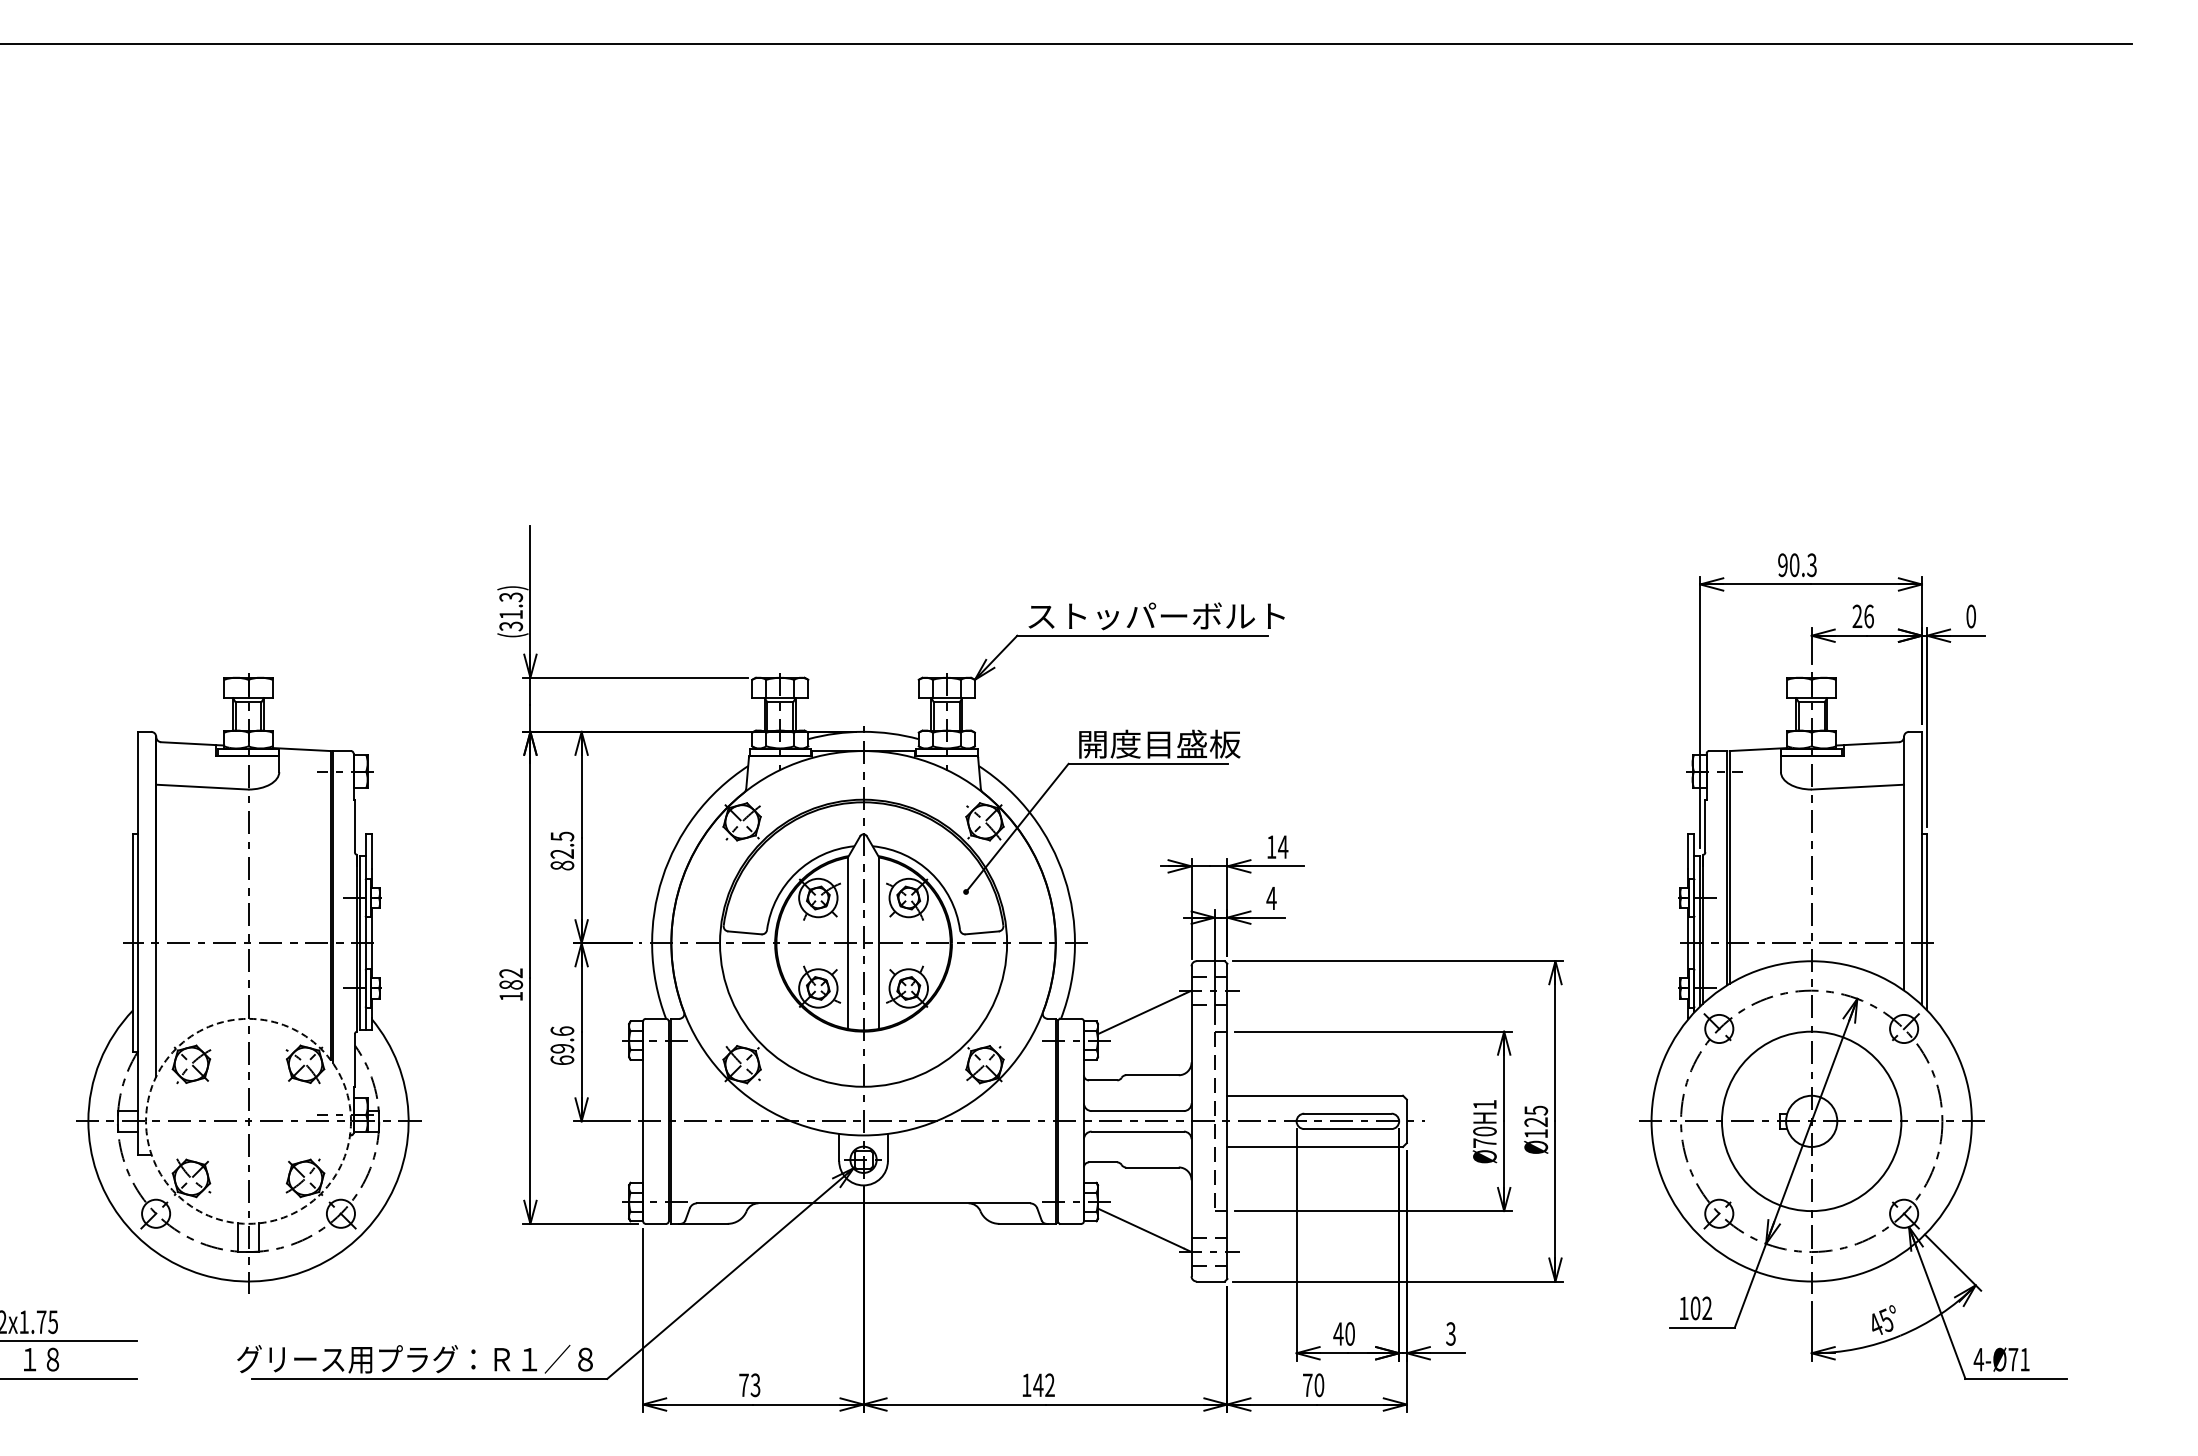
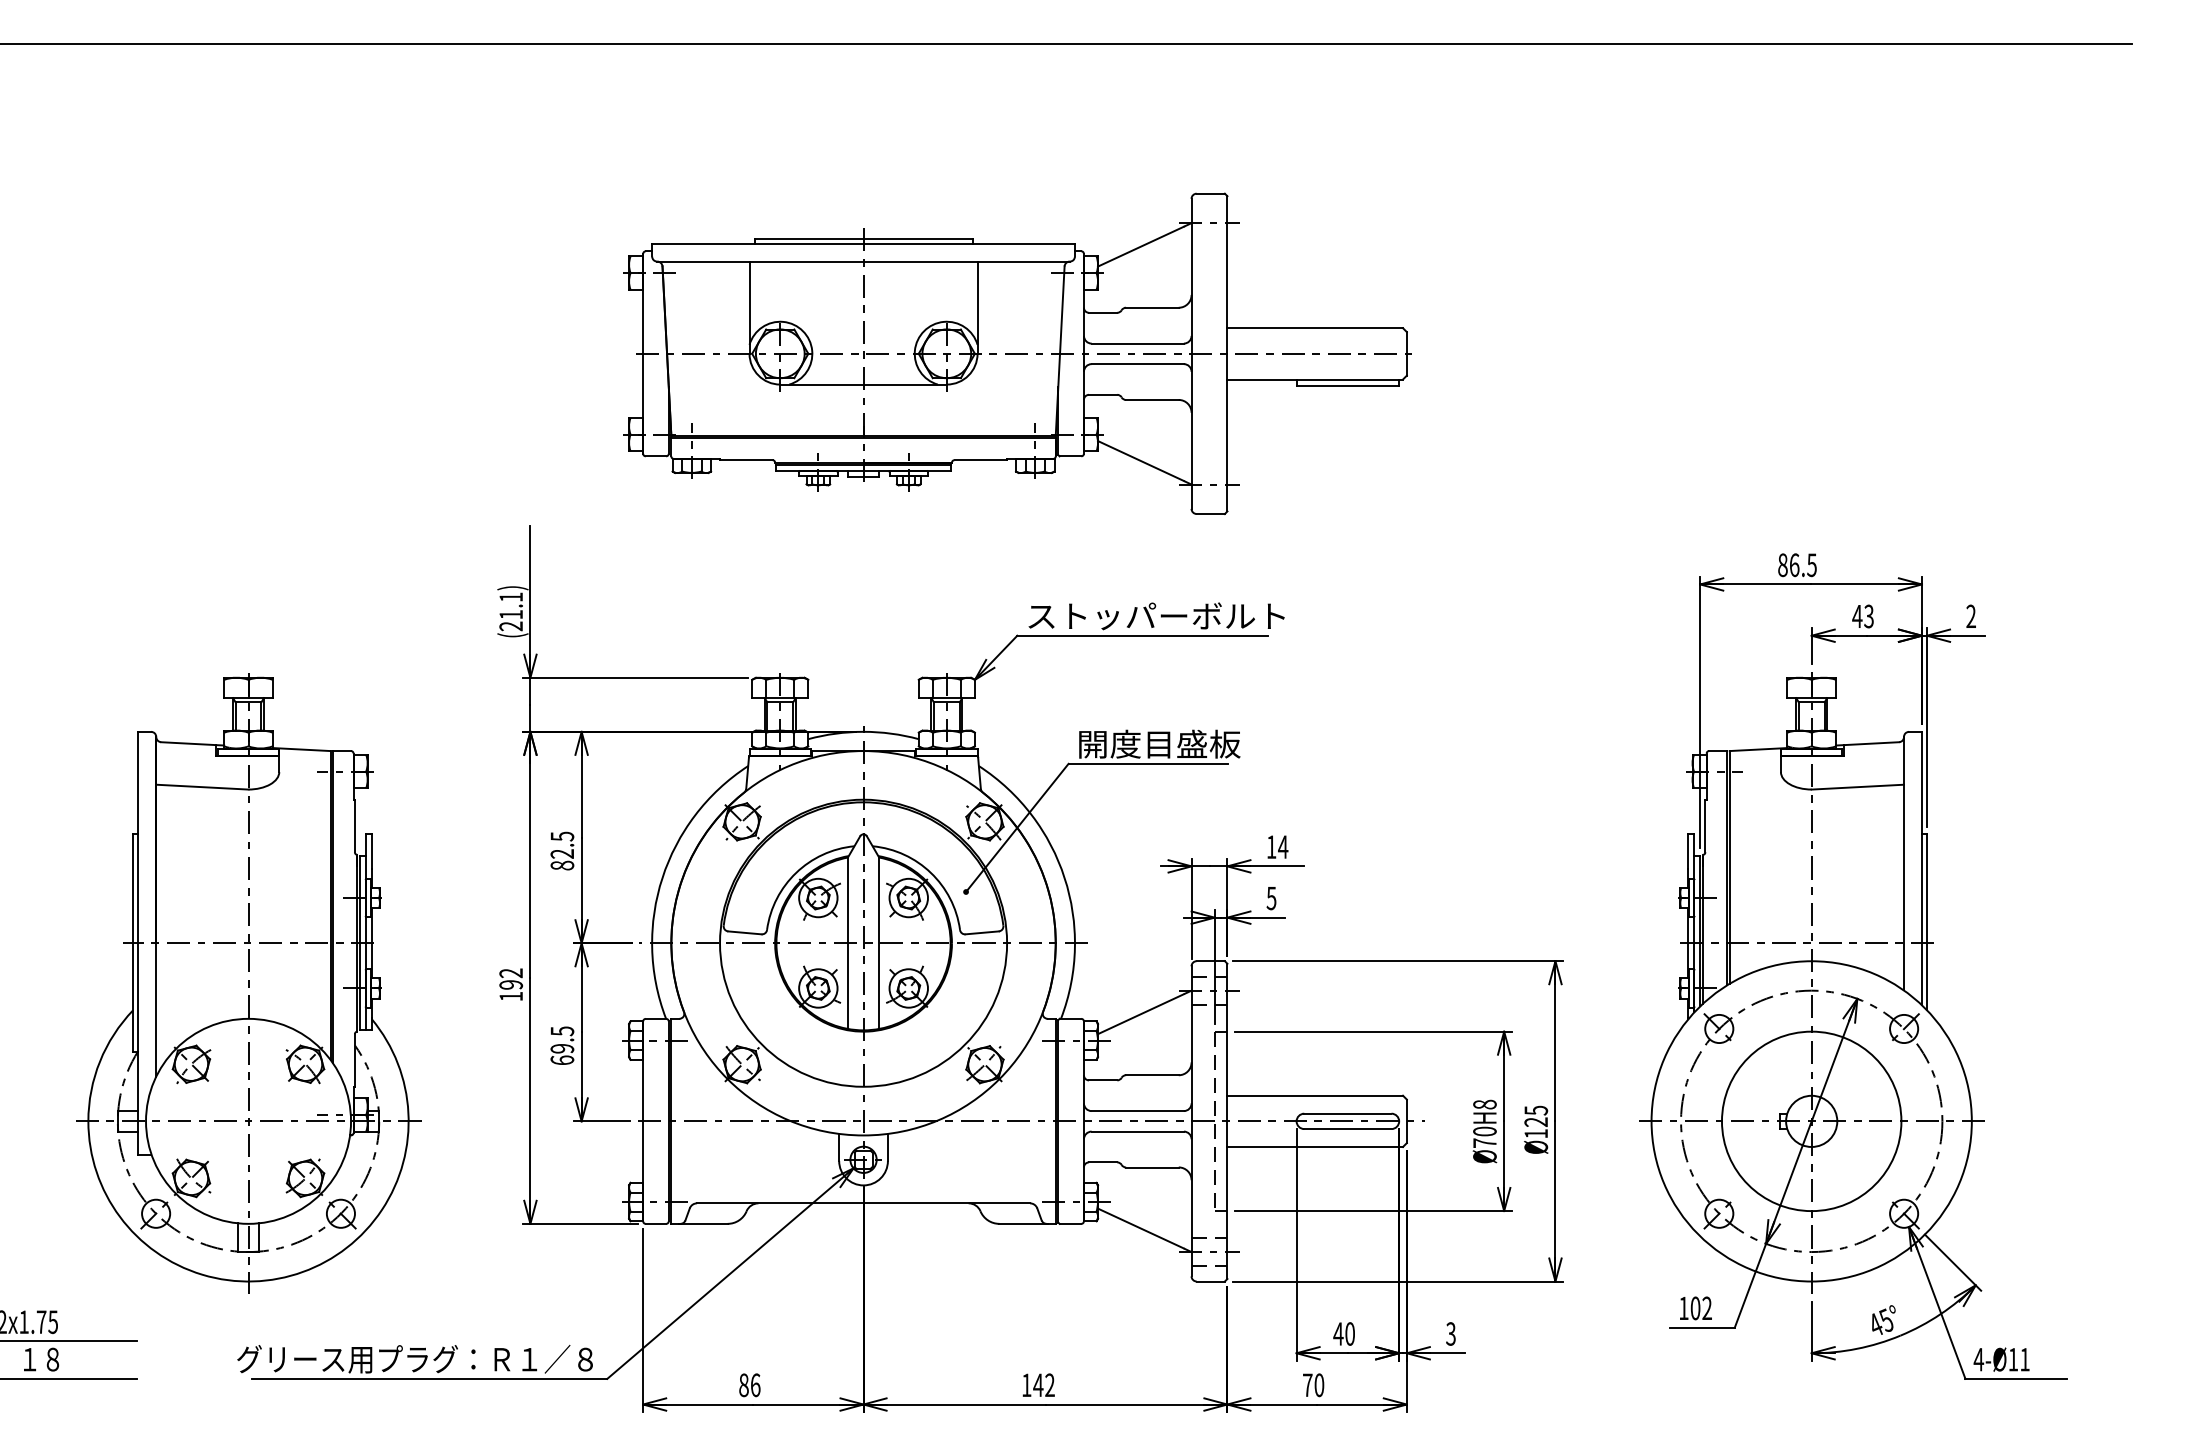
part: none -> present (1017, 353)
text: 90.3 -> 86.5 (1797, 565)
text: (31.3) -> (21.1) (511, 611)
text: 26 -> 43 (1862, 616)
text: 0 -> 2 (1970, 616)
text: 4 -> 5 (1271, 898)
text: 182 -> 192 (511, 984)
text: 69.6 -> 69.5 (562, 1031)
text: Ø70H1 -> Ø70H8 (1484, 1104)
circle: dashed -> solid (248, 1120)
text: 4-Ø71 -> 4-Ø11 (2013, 1359)
text: 73 -> 86 (749, 1385)
